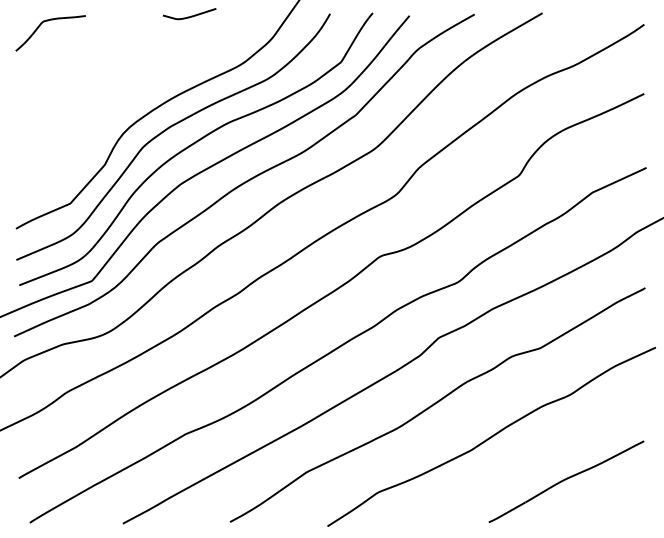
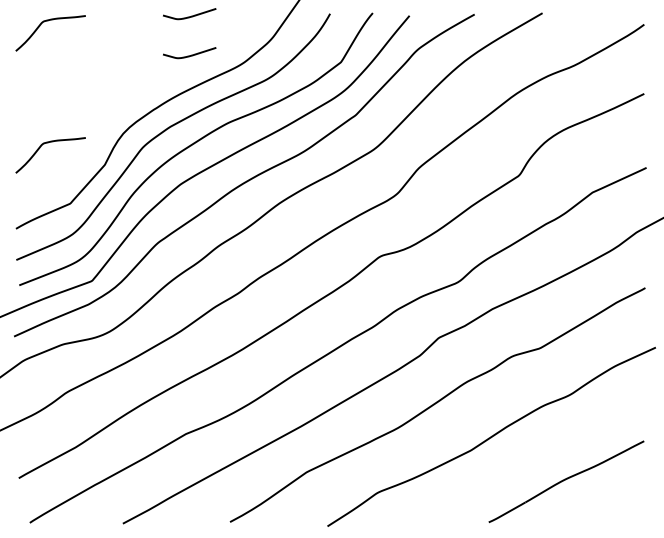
curve: none -> present (189, 55)
curve: none -> present (48, 143)
